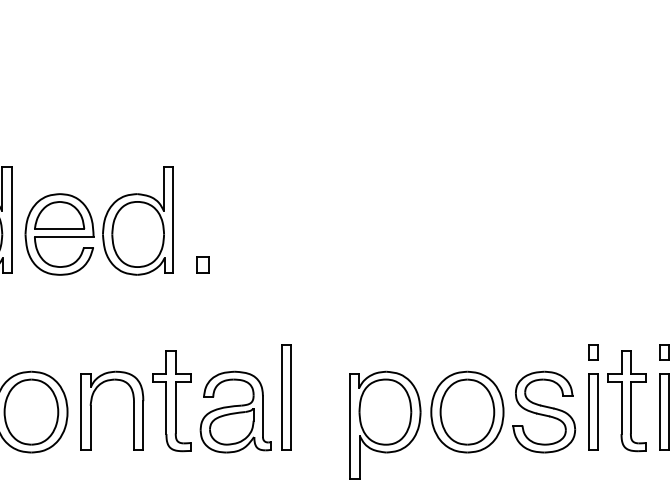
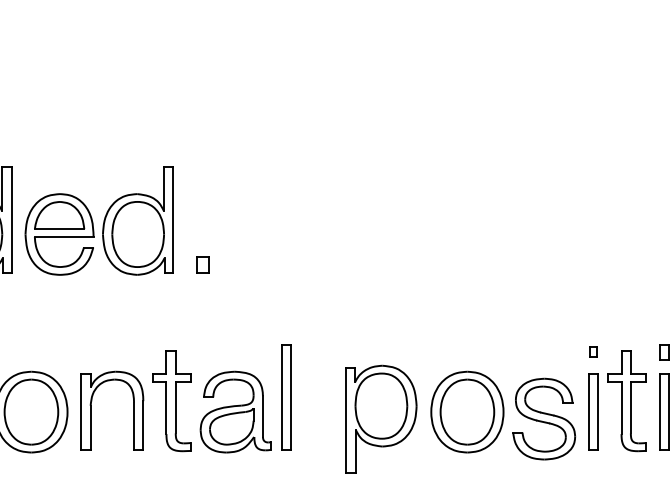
part size: 11x17 px -> 9x12 px (593, 351)
part position: (544, 411) -> (544, 418) (544, 418)
part position: (385, 424) -> (381, 418) (381, 418)
